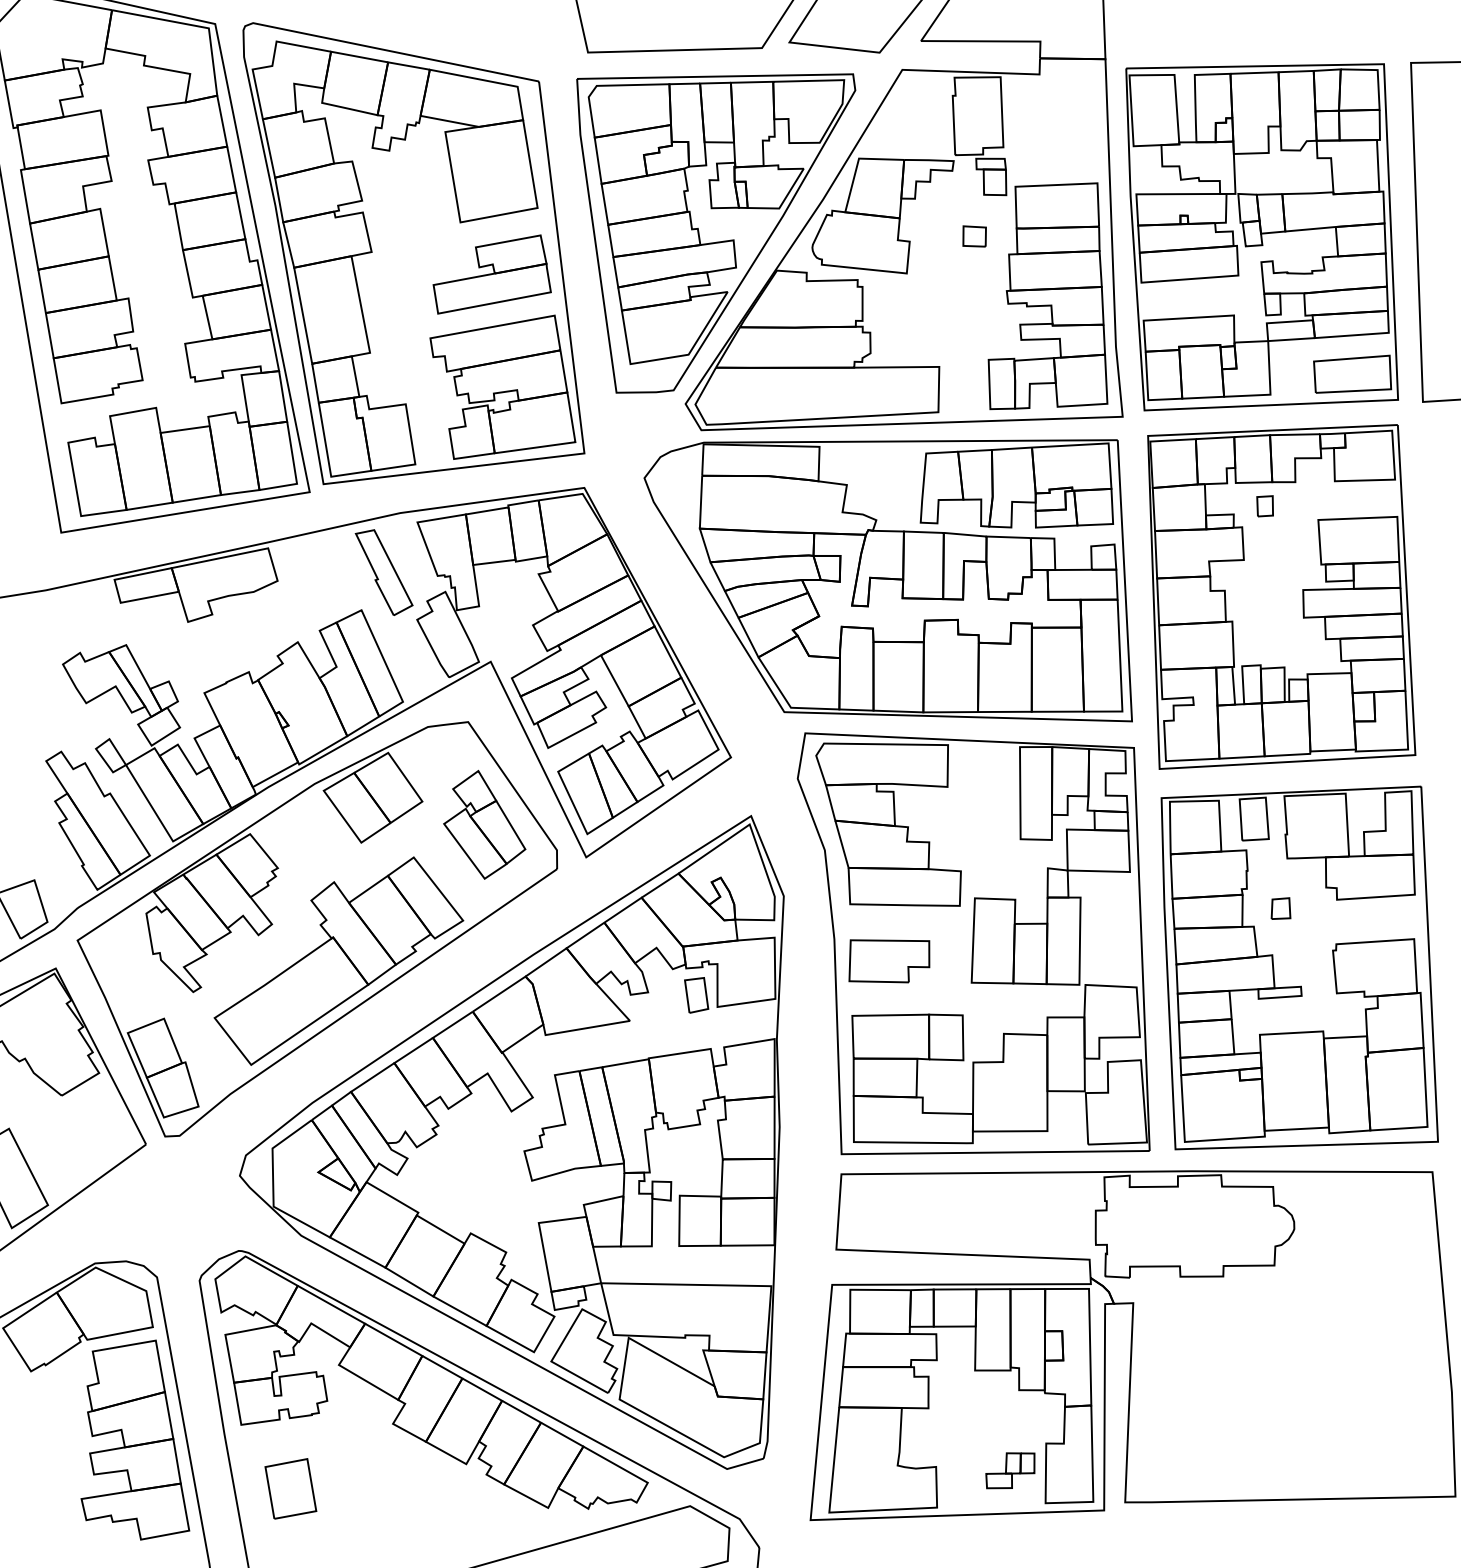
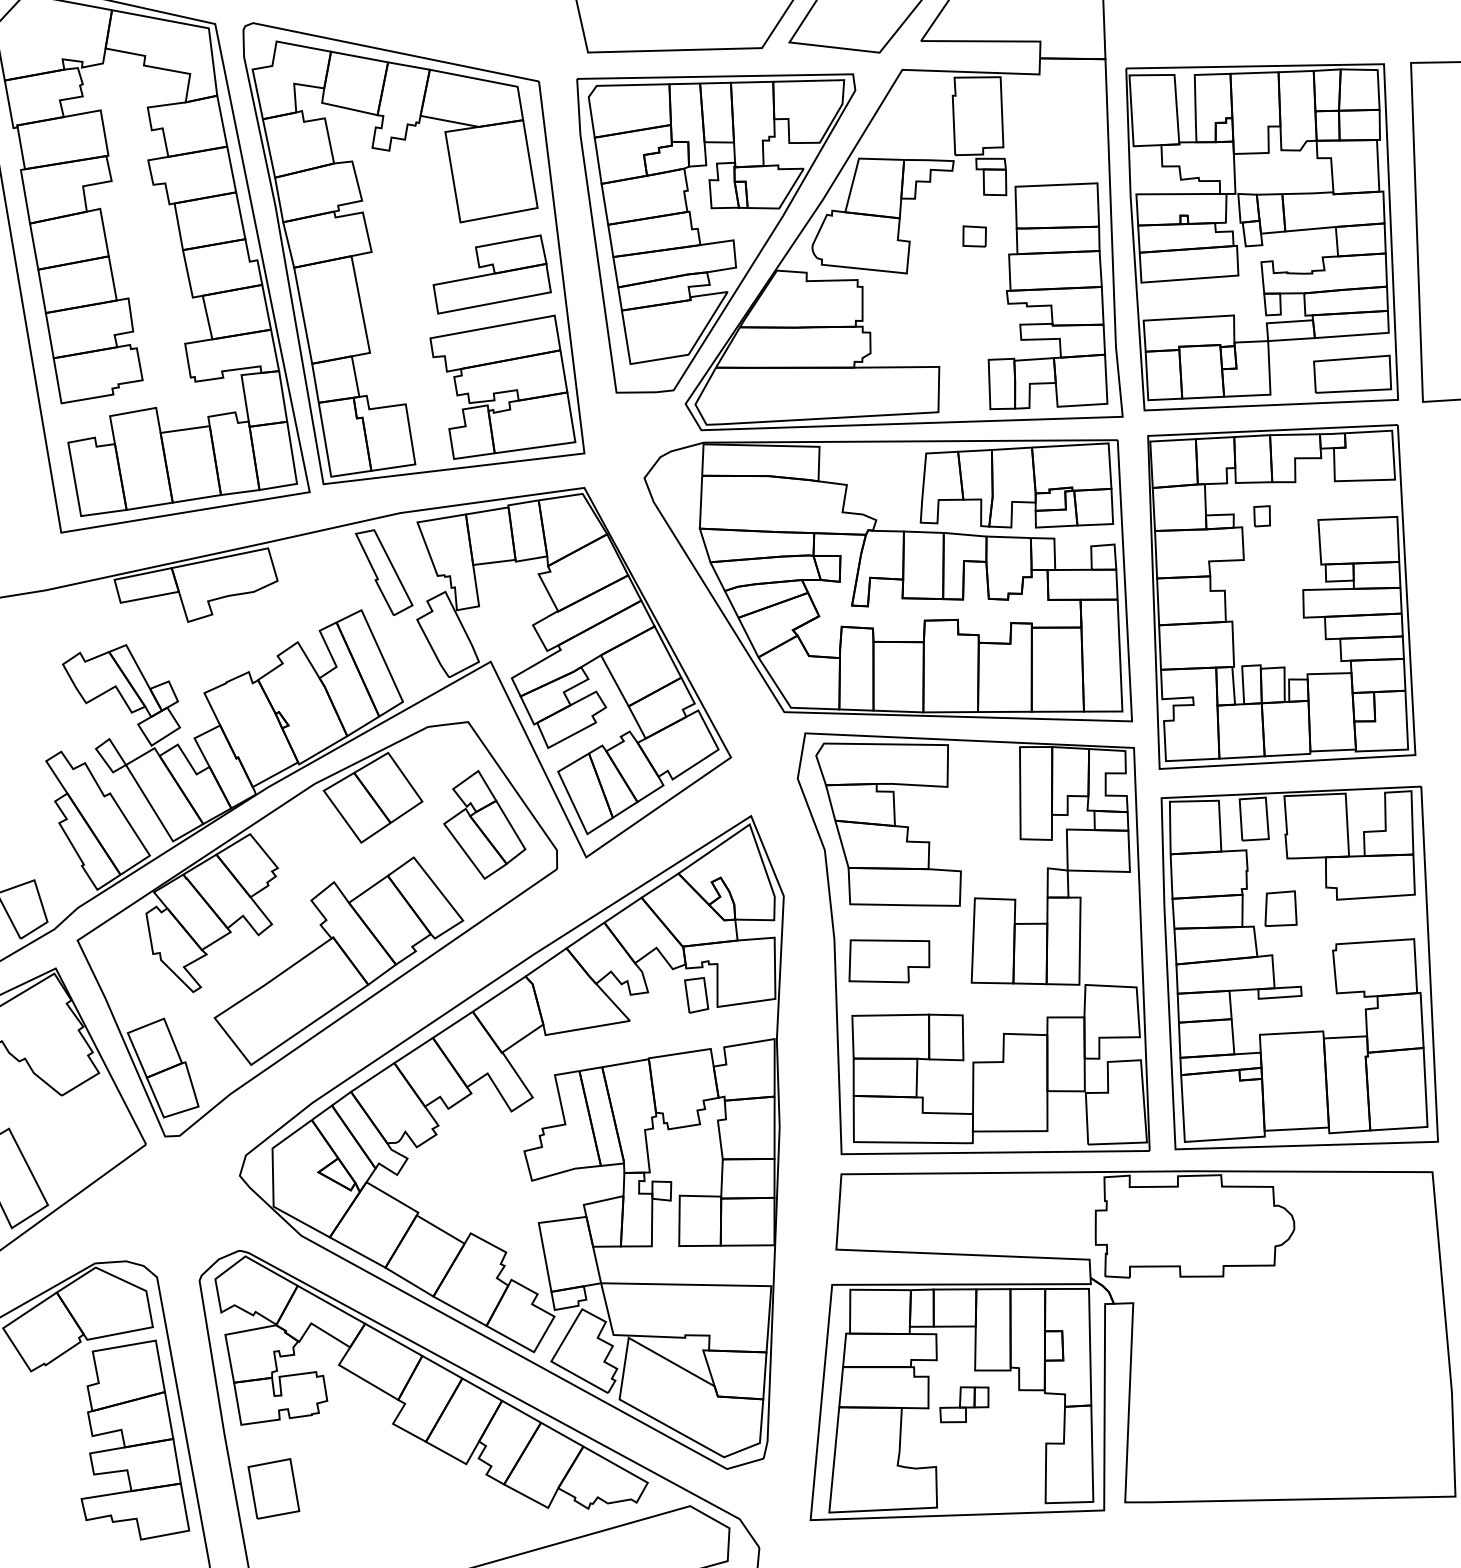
part position: (1264, 506) -> (1261, 516) (1261, 516)
part size: 22x23 px -> 34x37 px (1280, 908)
part position: (1010, 1470) -> (964, 1404) (964, 1404)
part position: (290, 1488) -> (273, 1488) (273, 1488)
